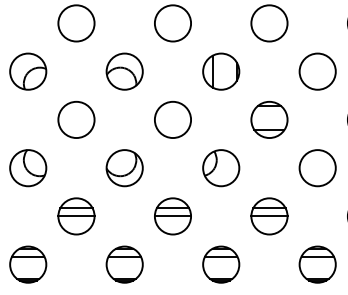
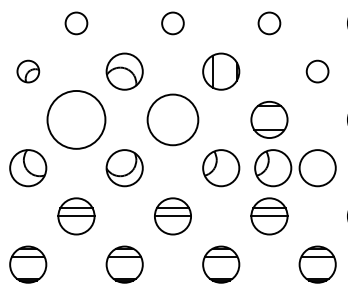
circle diameter: 36 px -> 22 px (76, 23)
circle diameter: 36 px -> 22 px (172, 23)
circle diameter: 36 px -> 22 px (269, 23)
part size: 39x39 px -> 25x25 px (28, 71)
circle size: 39x39 px -> 25x25 px (317, 71)
circle diameter: 36 px -> 58 px (76, 119)
circle diameter: 36 px -> 51 px (172, 119)
part: none -> present (273, 168)
